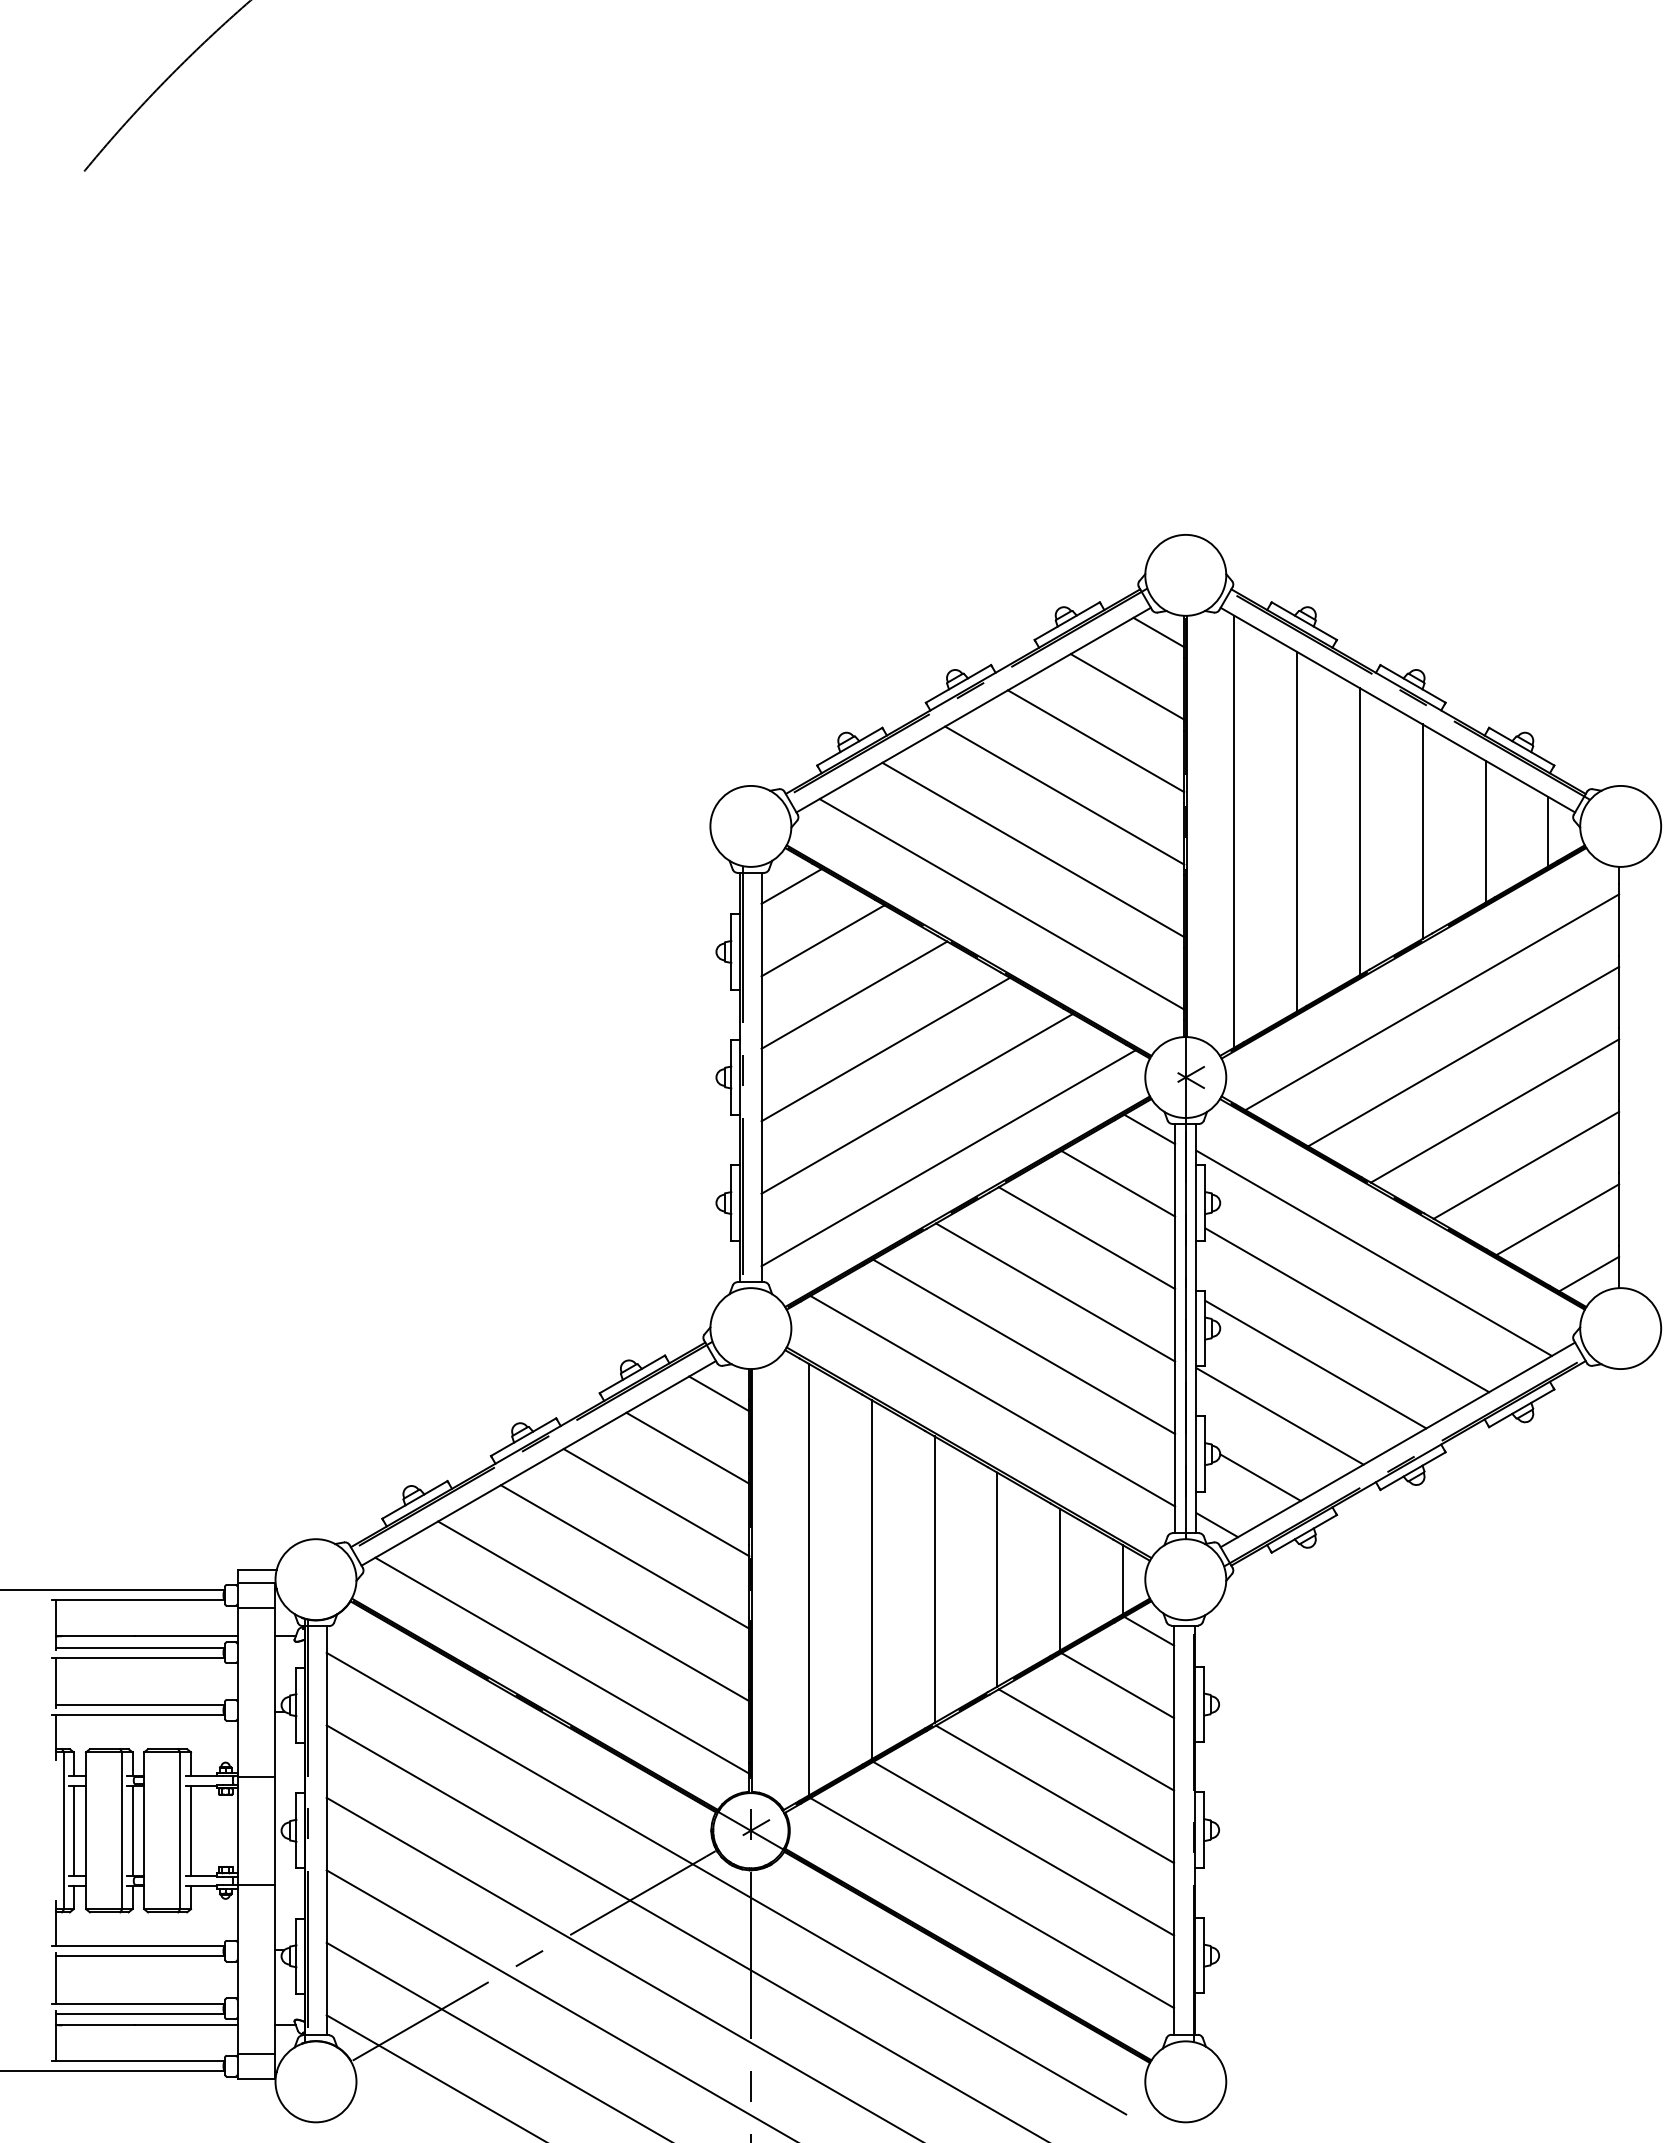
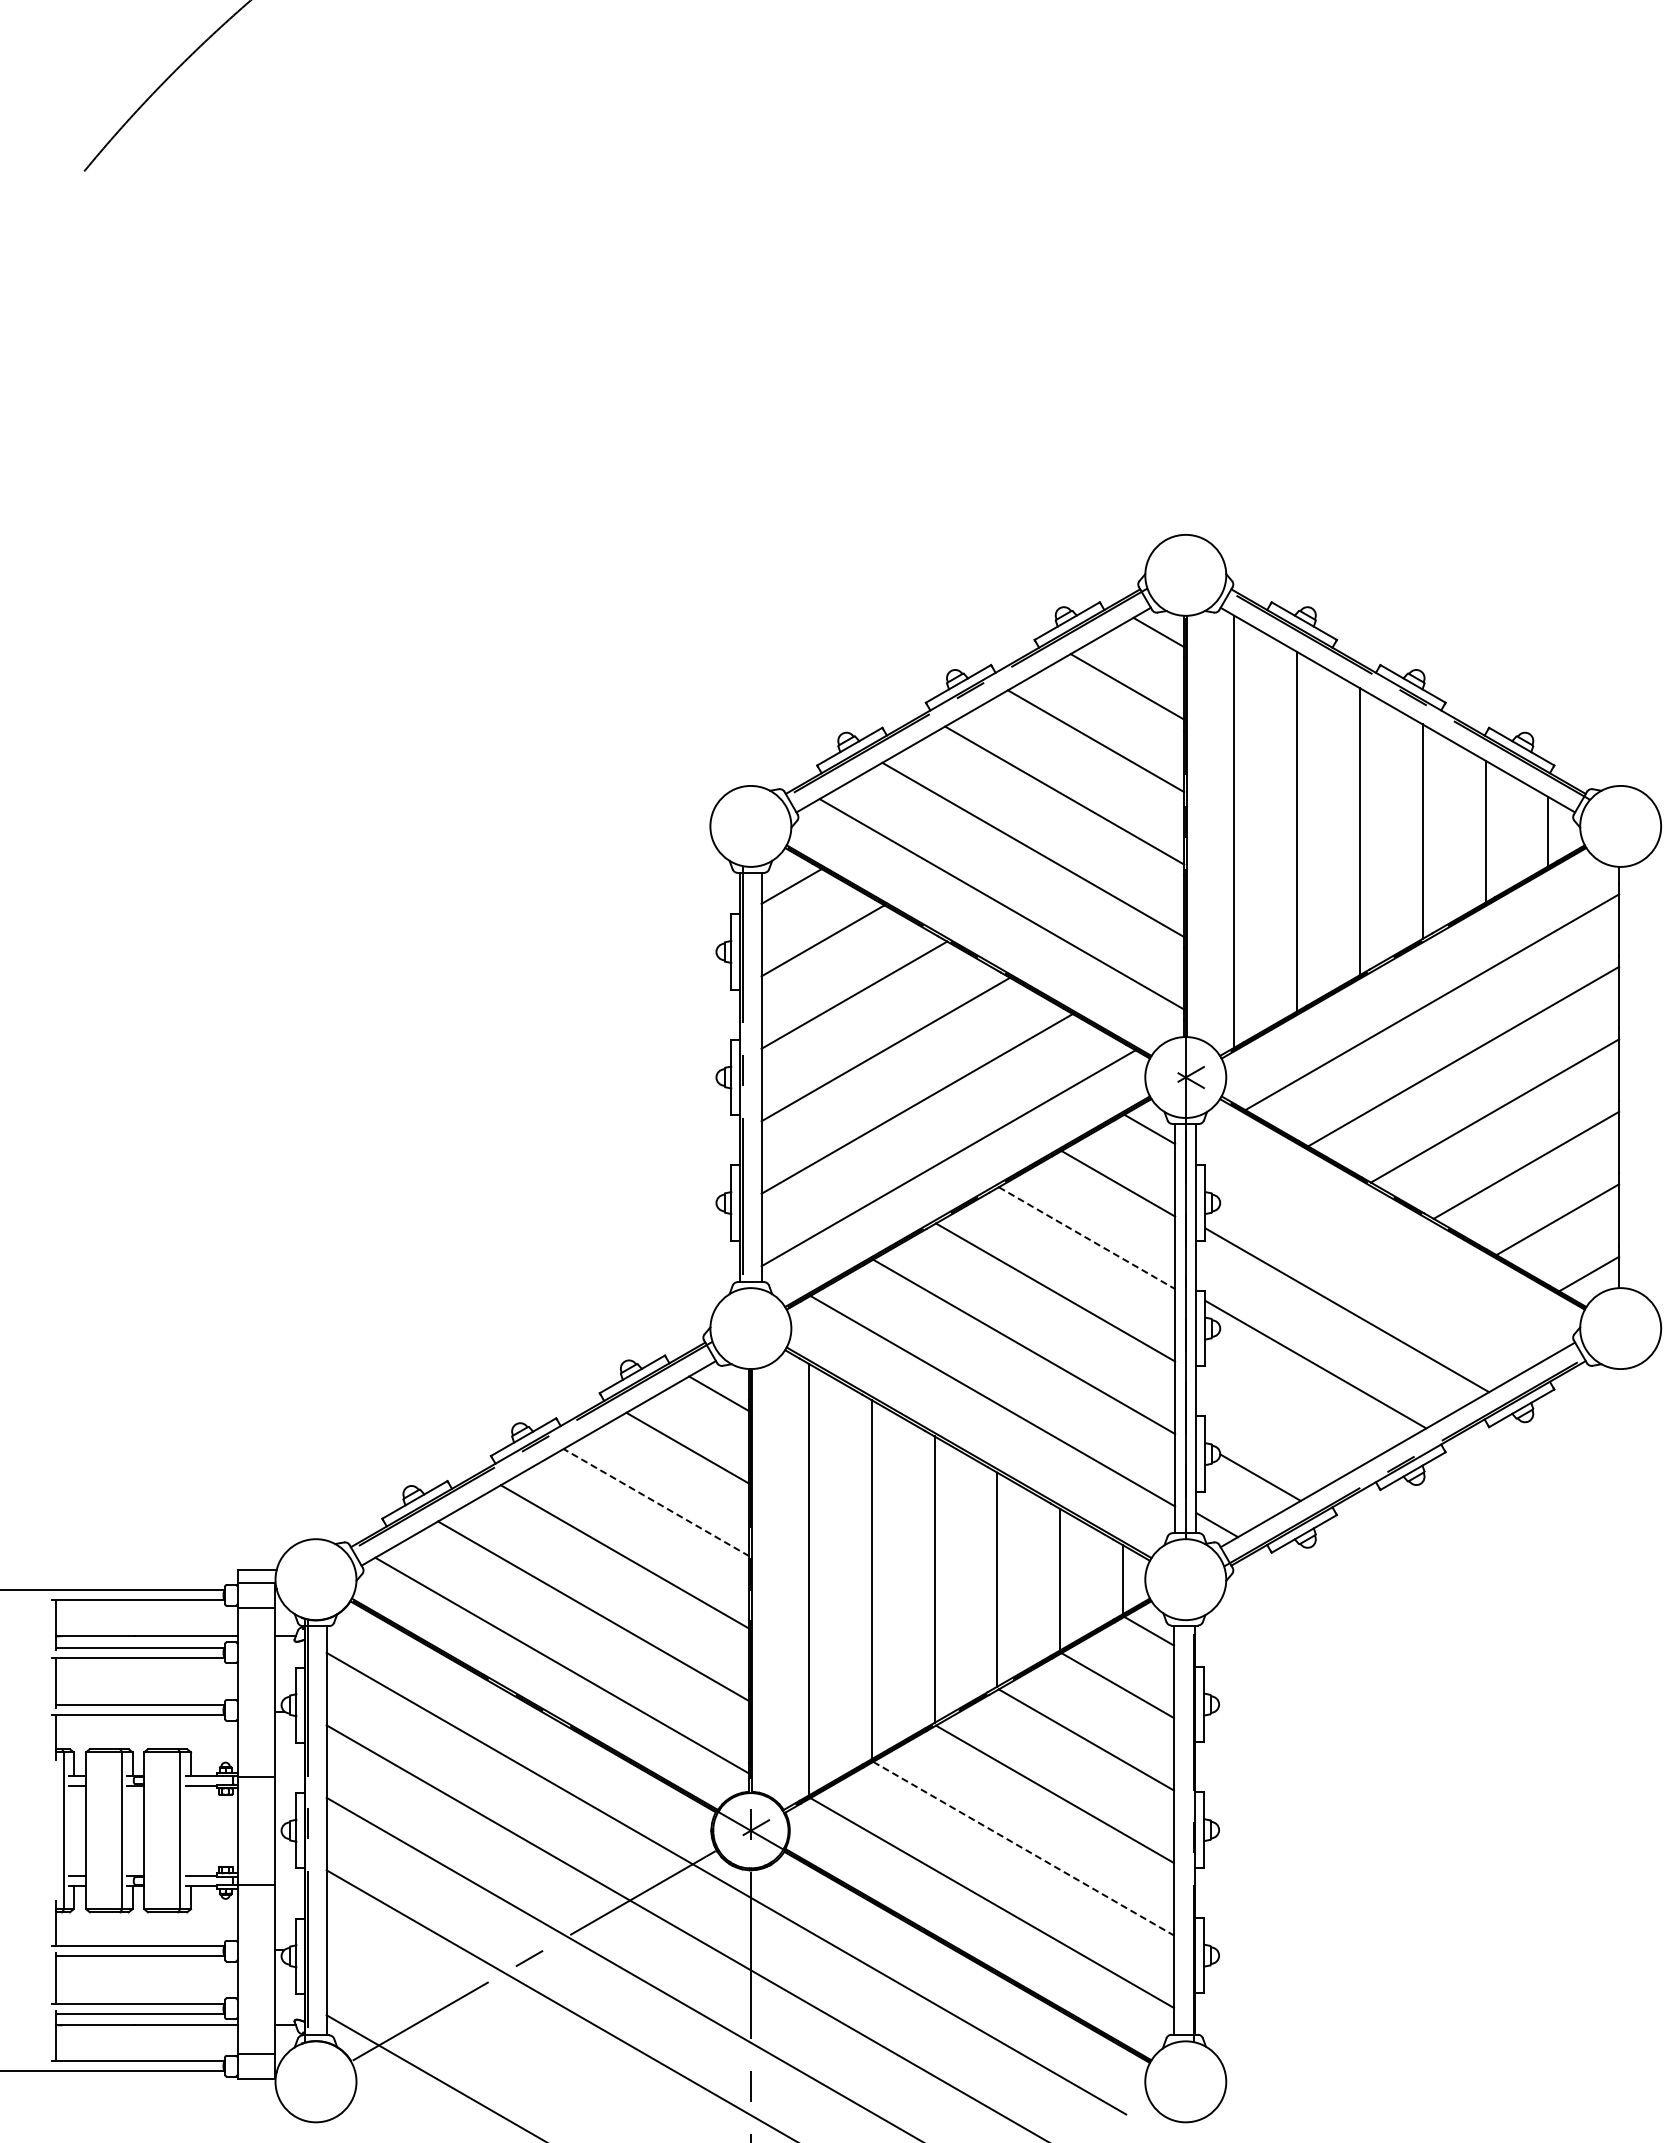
line: solid -> dashed (1086, 1238)
line: present -> none (1373, 1252)
line: present -> none (1279, 1416)
line: solid -> dashed (656, 1502)
line: present -> none (73, 1830)
line: present -> none (132, 1830)
line: present -> none (191, 1830)
line: solid -> dashed (1023, 1848)
line: present -> none (497, 2040)
